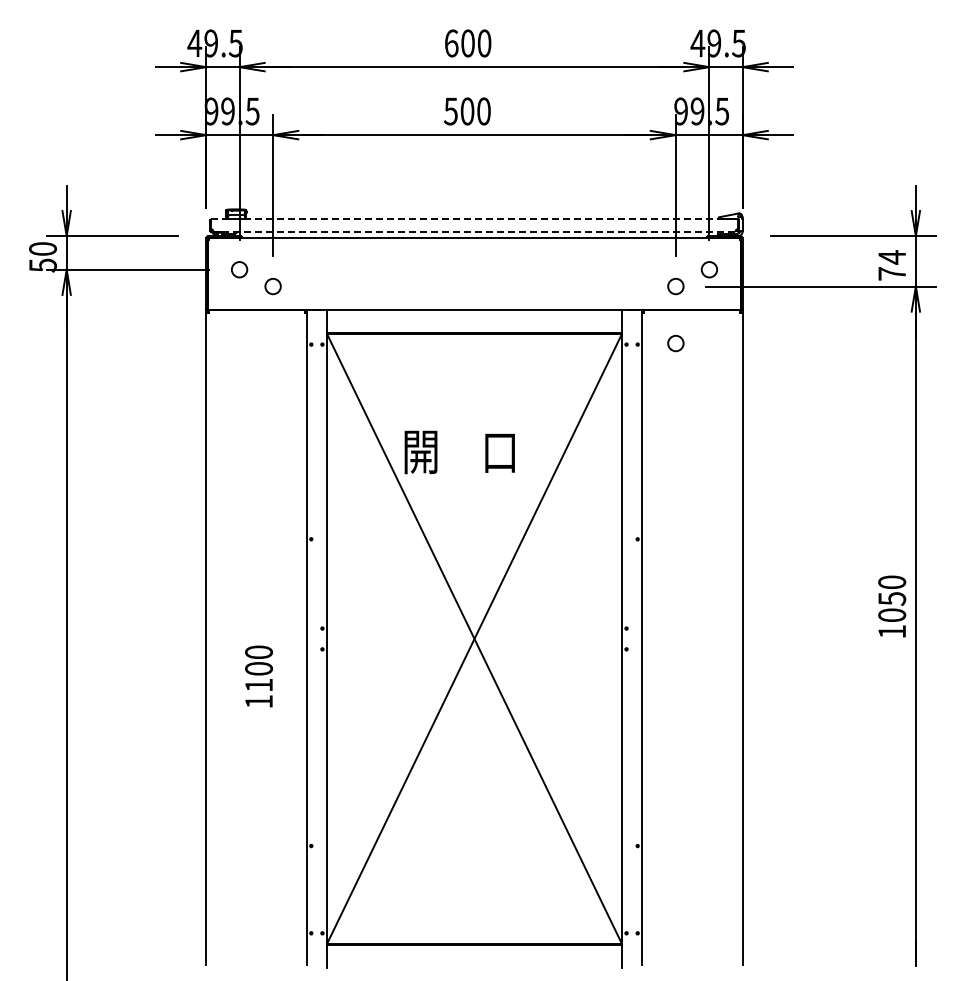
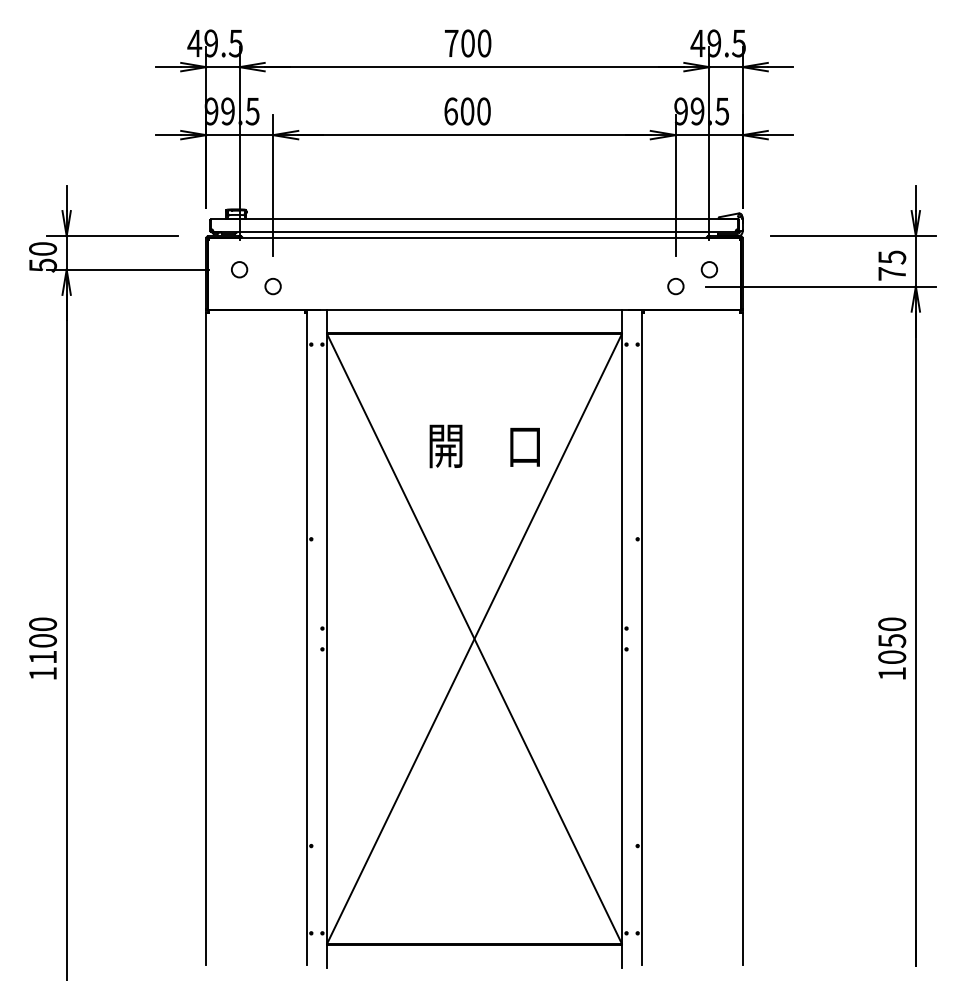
text: 600 -> 700 (451, 43)
text: 500 -> 600 (450, 111)
line: dashed -> solid (475, 219)
line: dashed -> solid (475, 232)
text: 74 -> 75 (892, 257)
circle: present -> none (675, 343)
text position: (459, 452) -> (484, 446) (484, 446)
text position: (892, 606) -> (892, 648) (892, 648)
text position: (258, 676) -> (42, 648) (42, 648)
